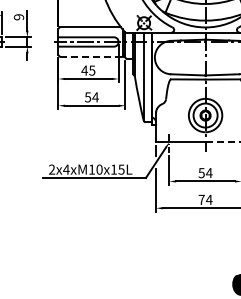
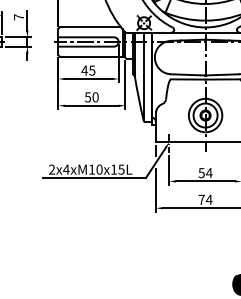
text: 9 -> 7 (18, 17)
line: dashed -> solid (92, 56)
text: 54 -> 50 (95, 97)
line: dashed -> solid (223, 142)
